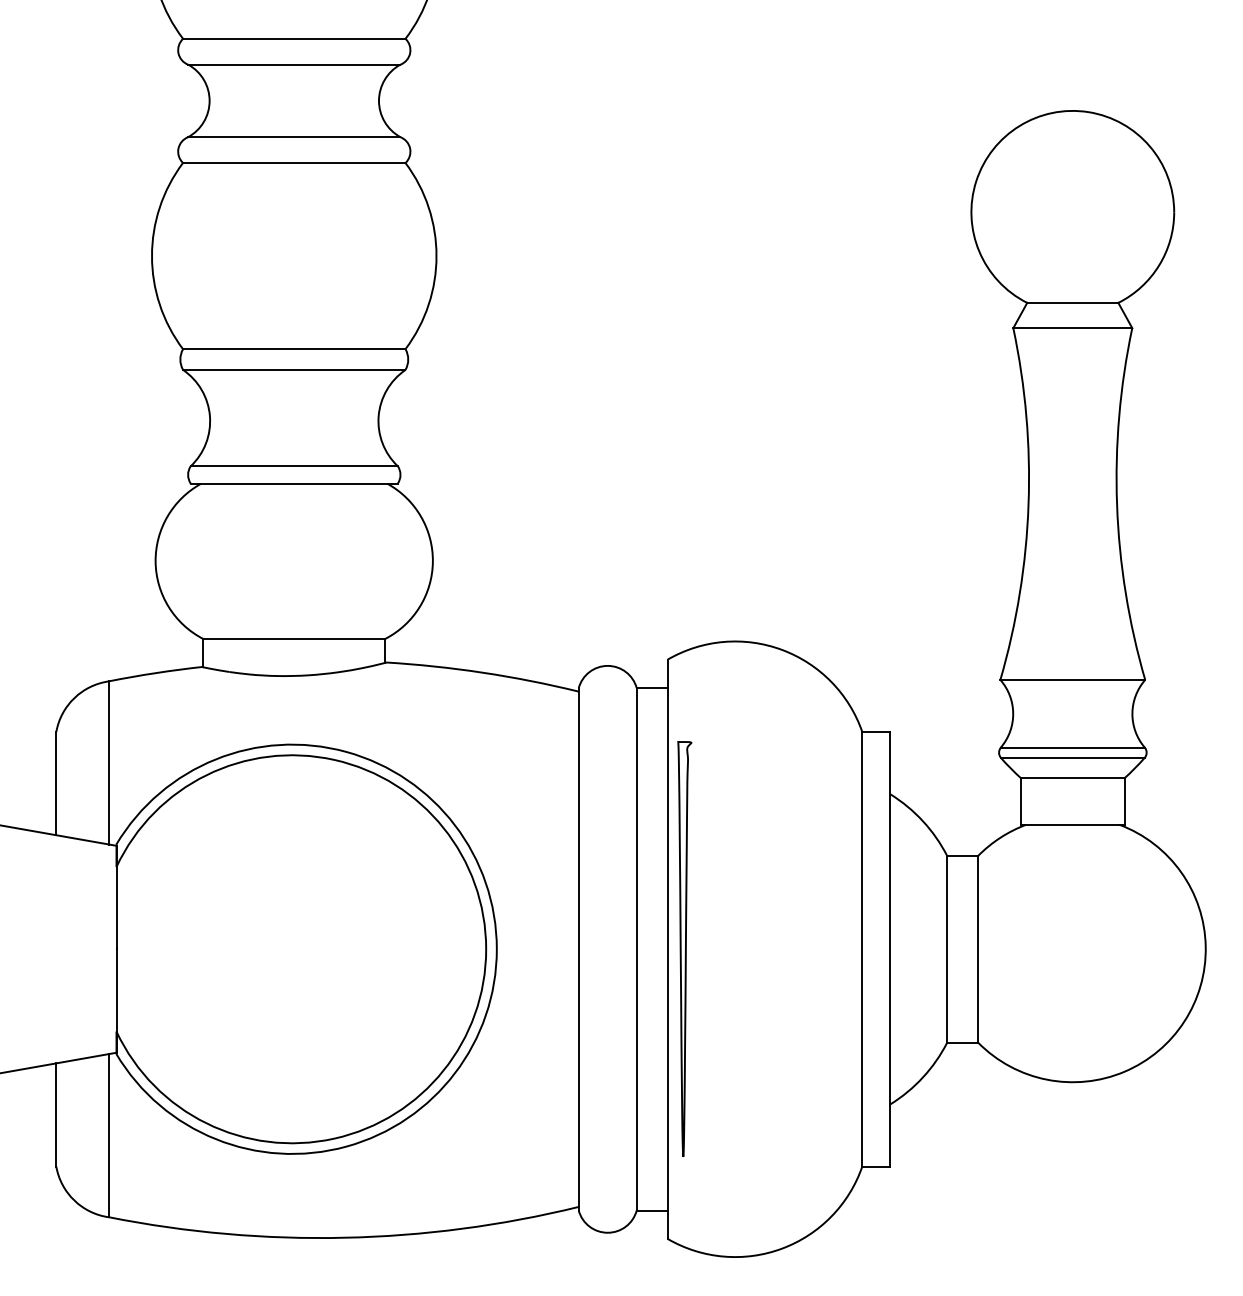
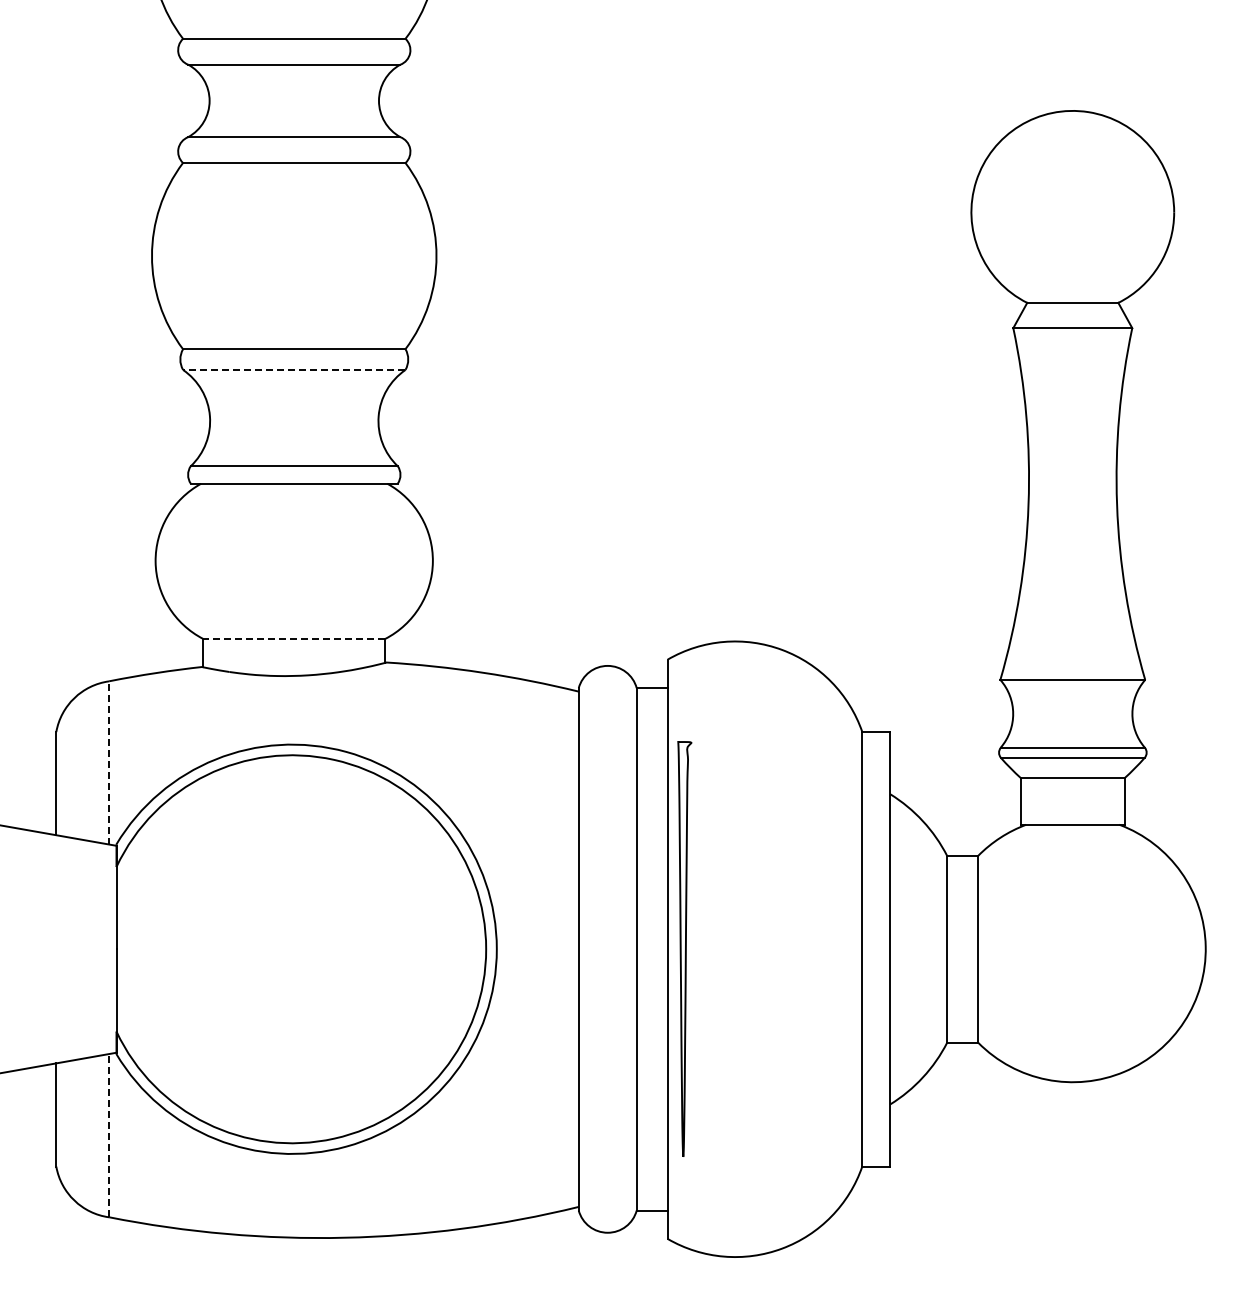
line: solid -> dashed (293, 369)
line: solid -> dashed (293, 638)
line: solid -> dashed (109, 762)
line: solid -> dashed (109, 1135)
